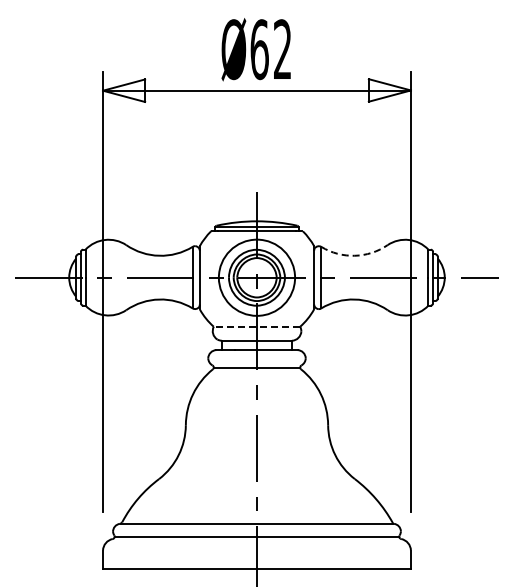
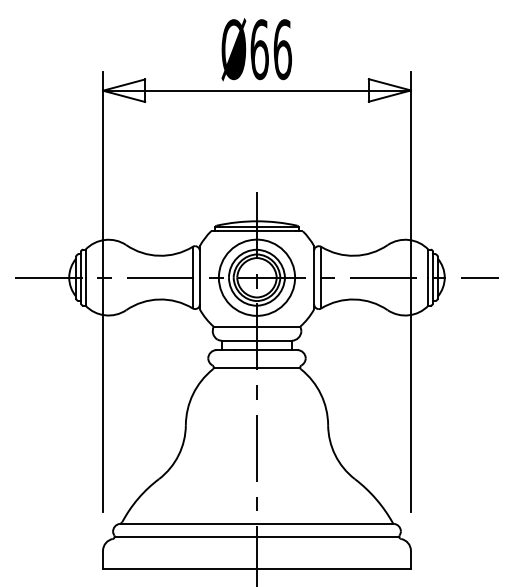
text: Ø62 -> Ø66 (282, 49)
arc: dashed -> solid (354, 255)
line: dashed -> solid (256, 326)
